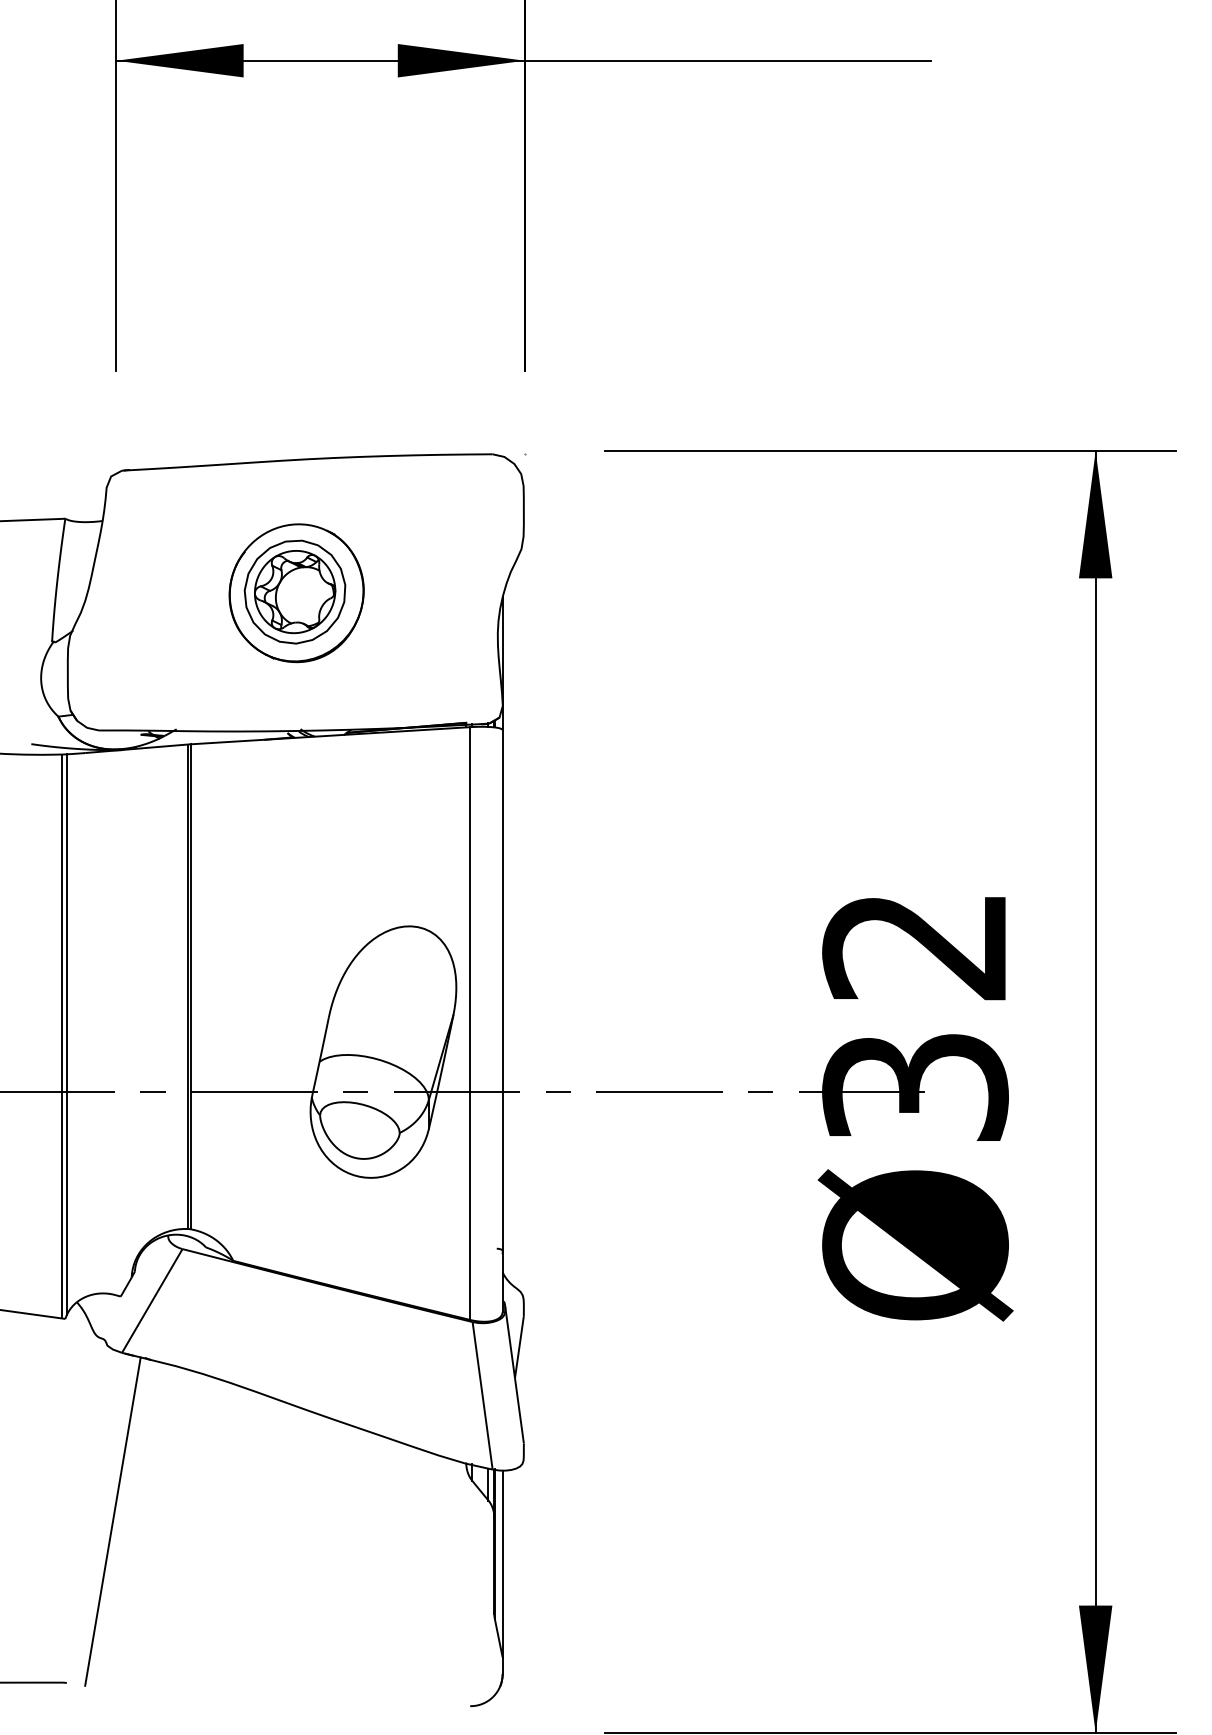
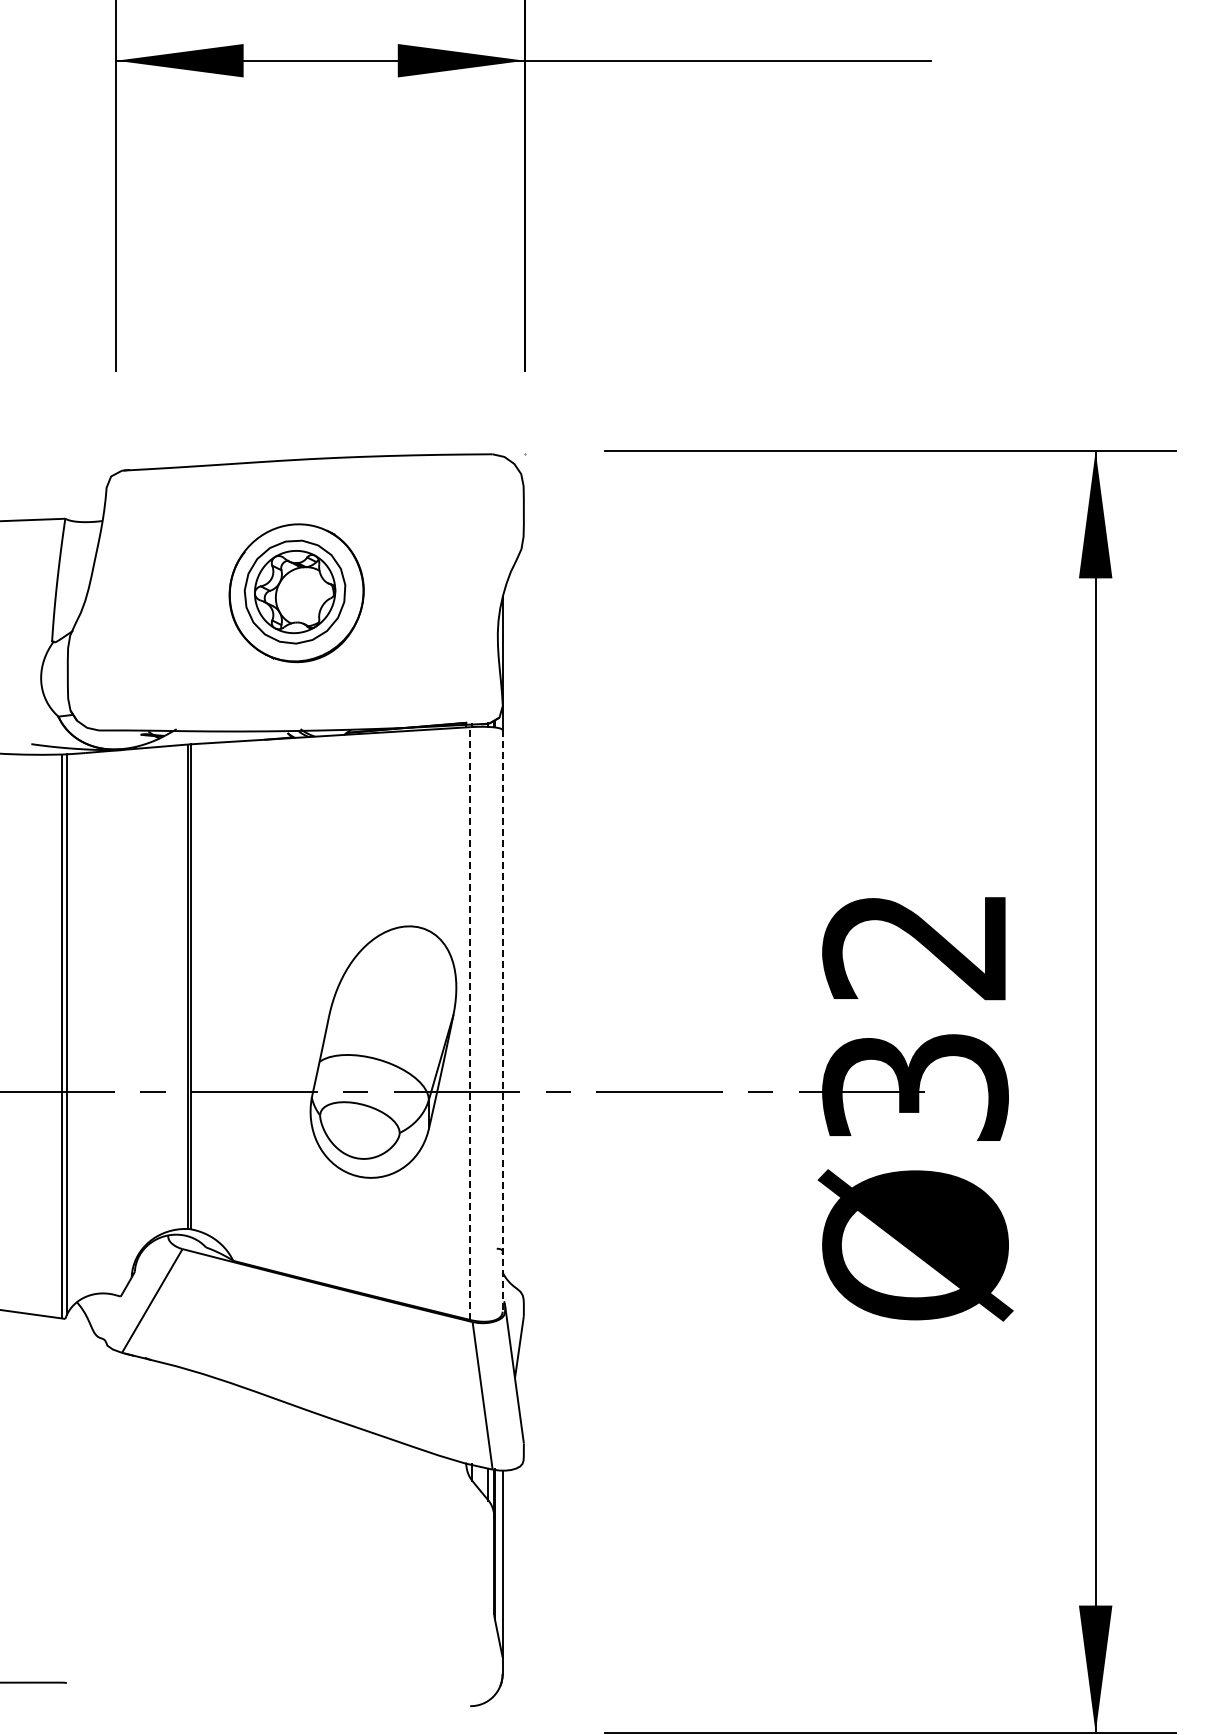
line: solid -> dashed (502, 1021)
line: solid -> dashed (470, 1023)
line: present -> none (112, 1521)
